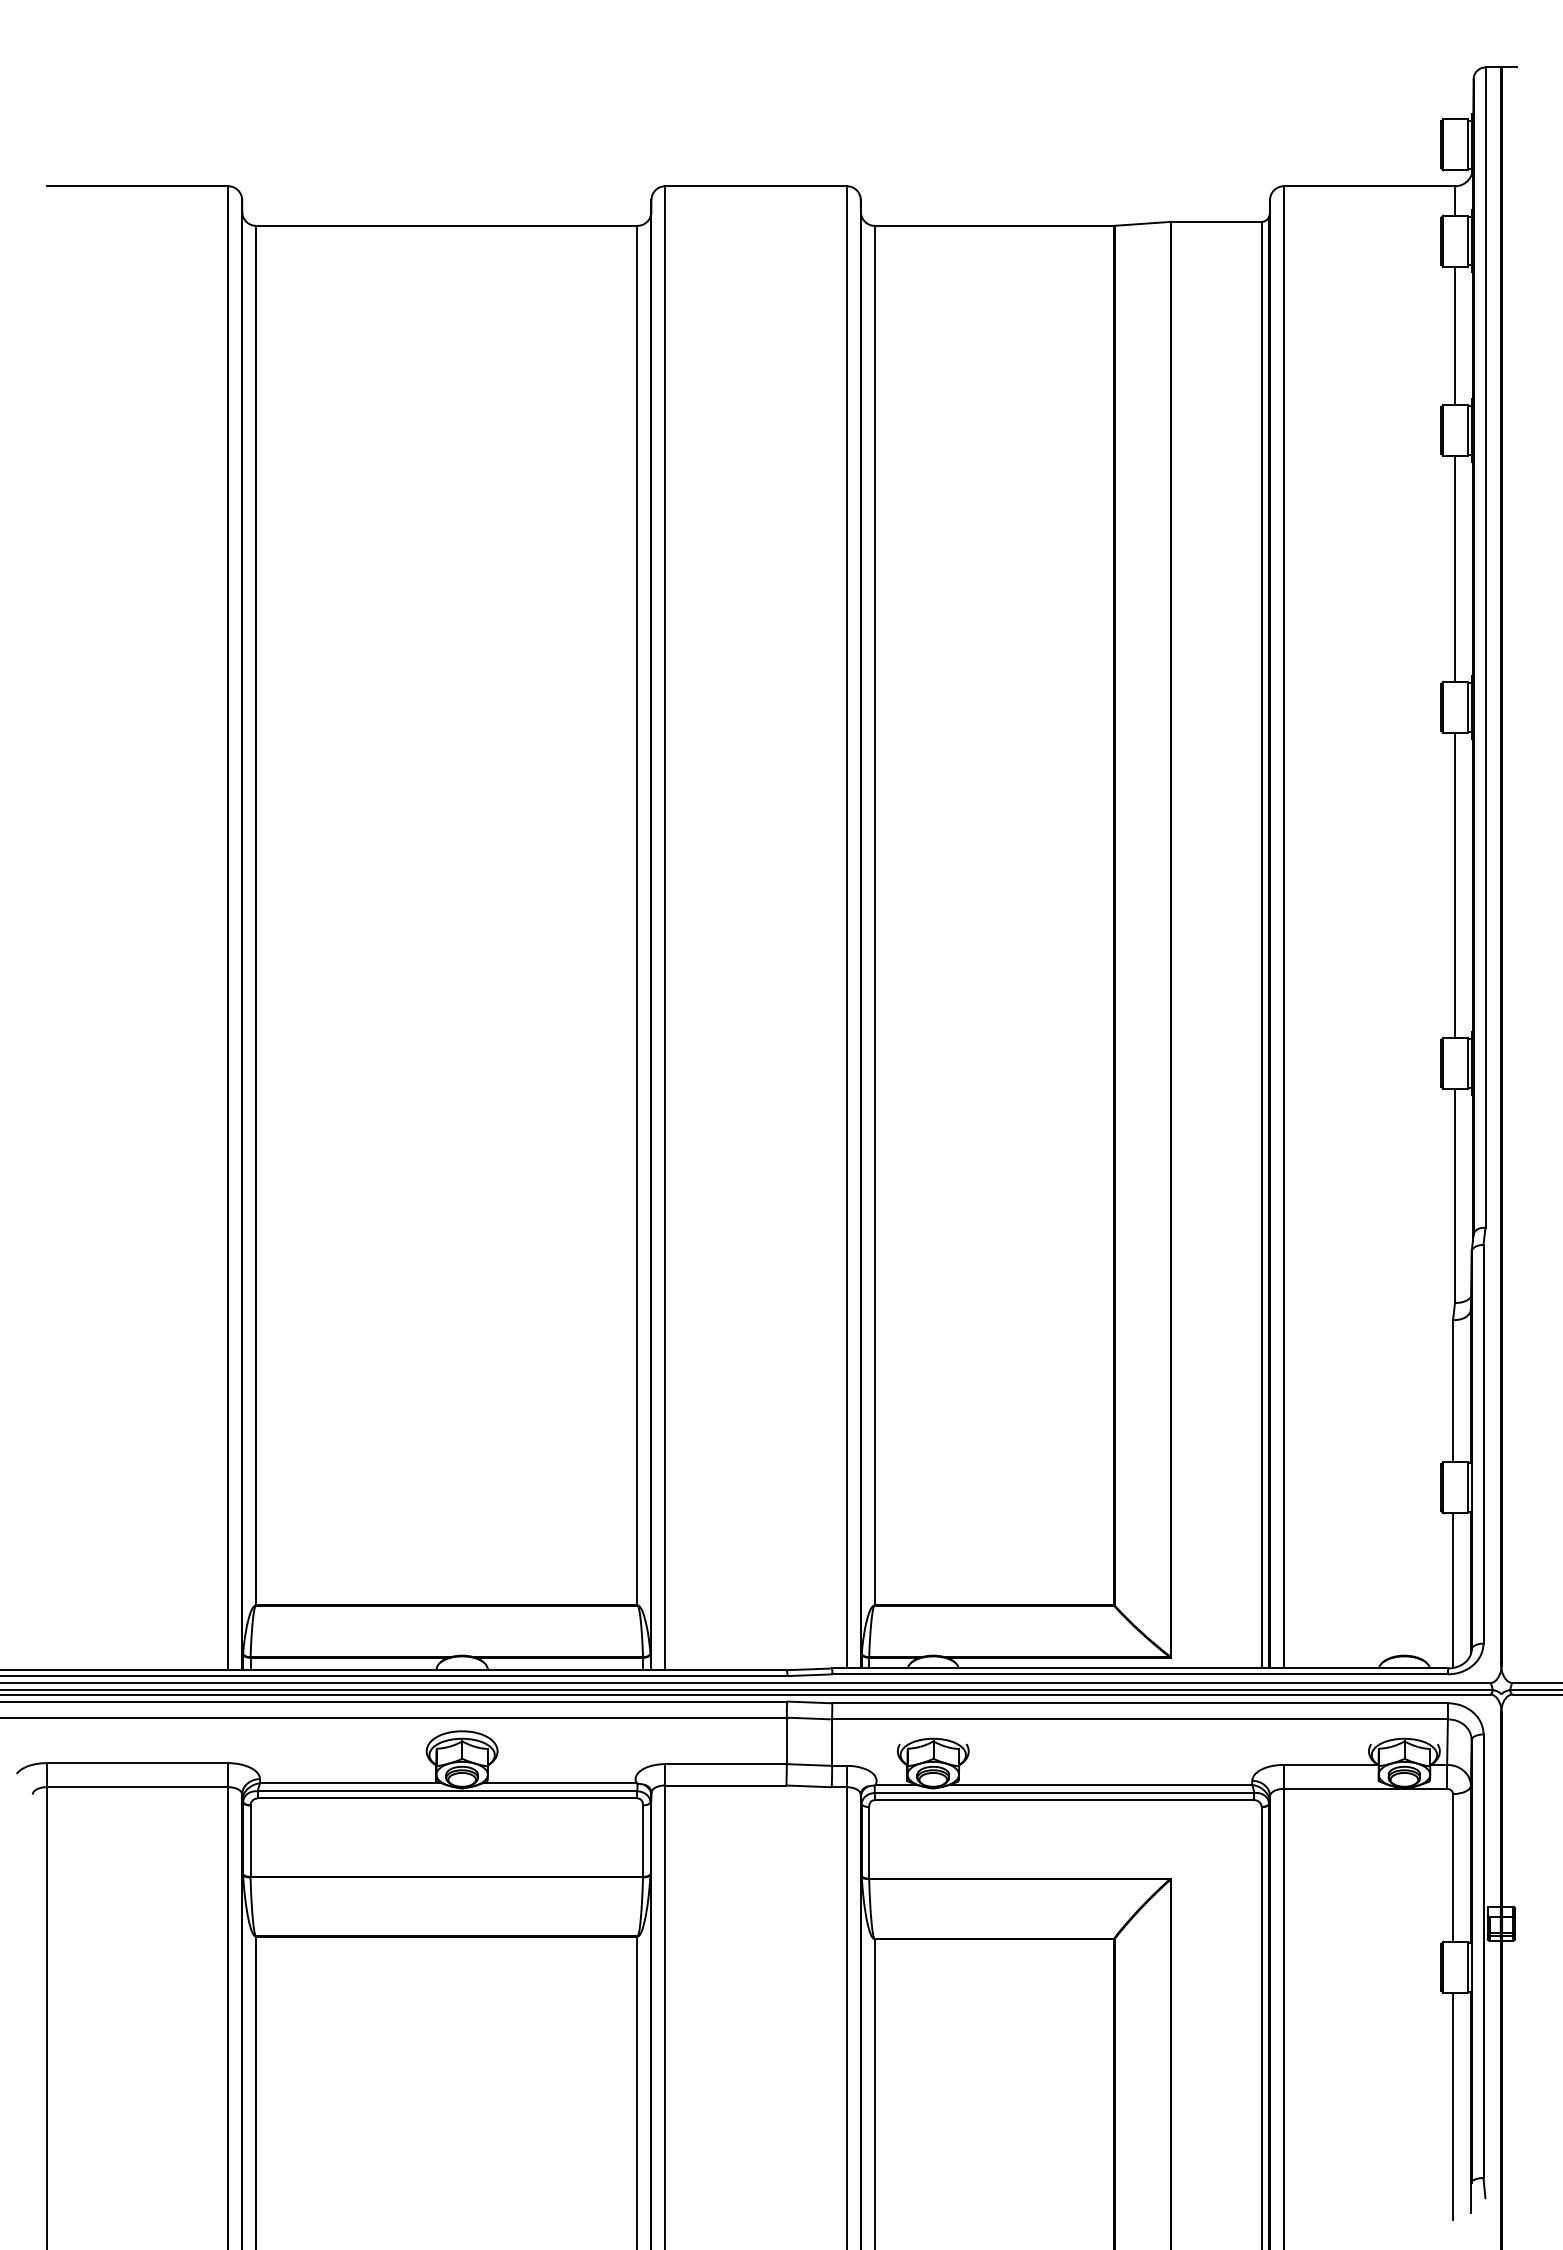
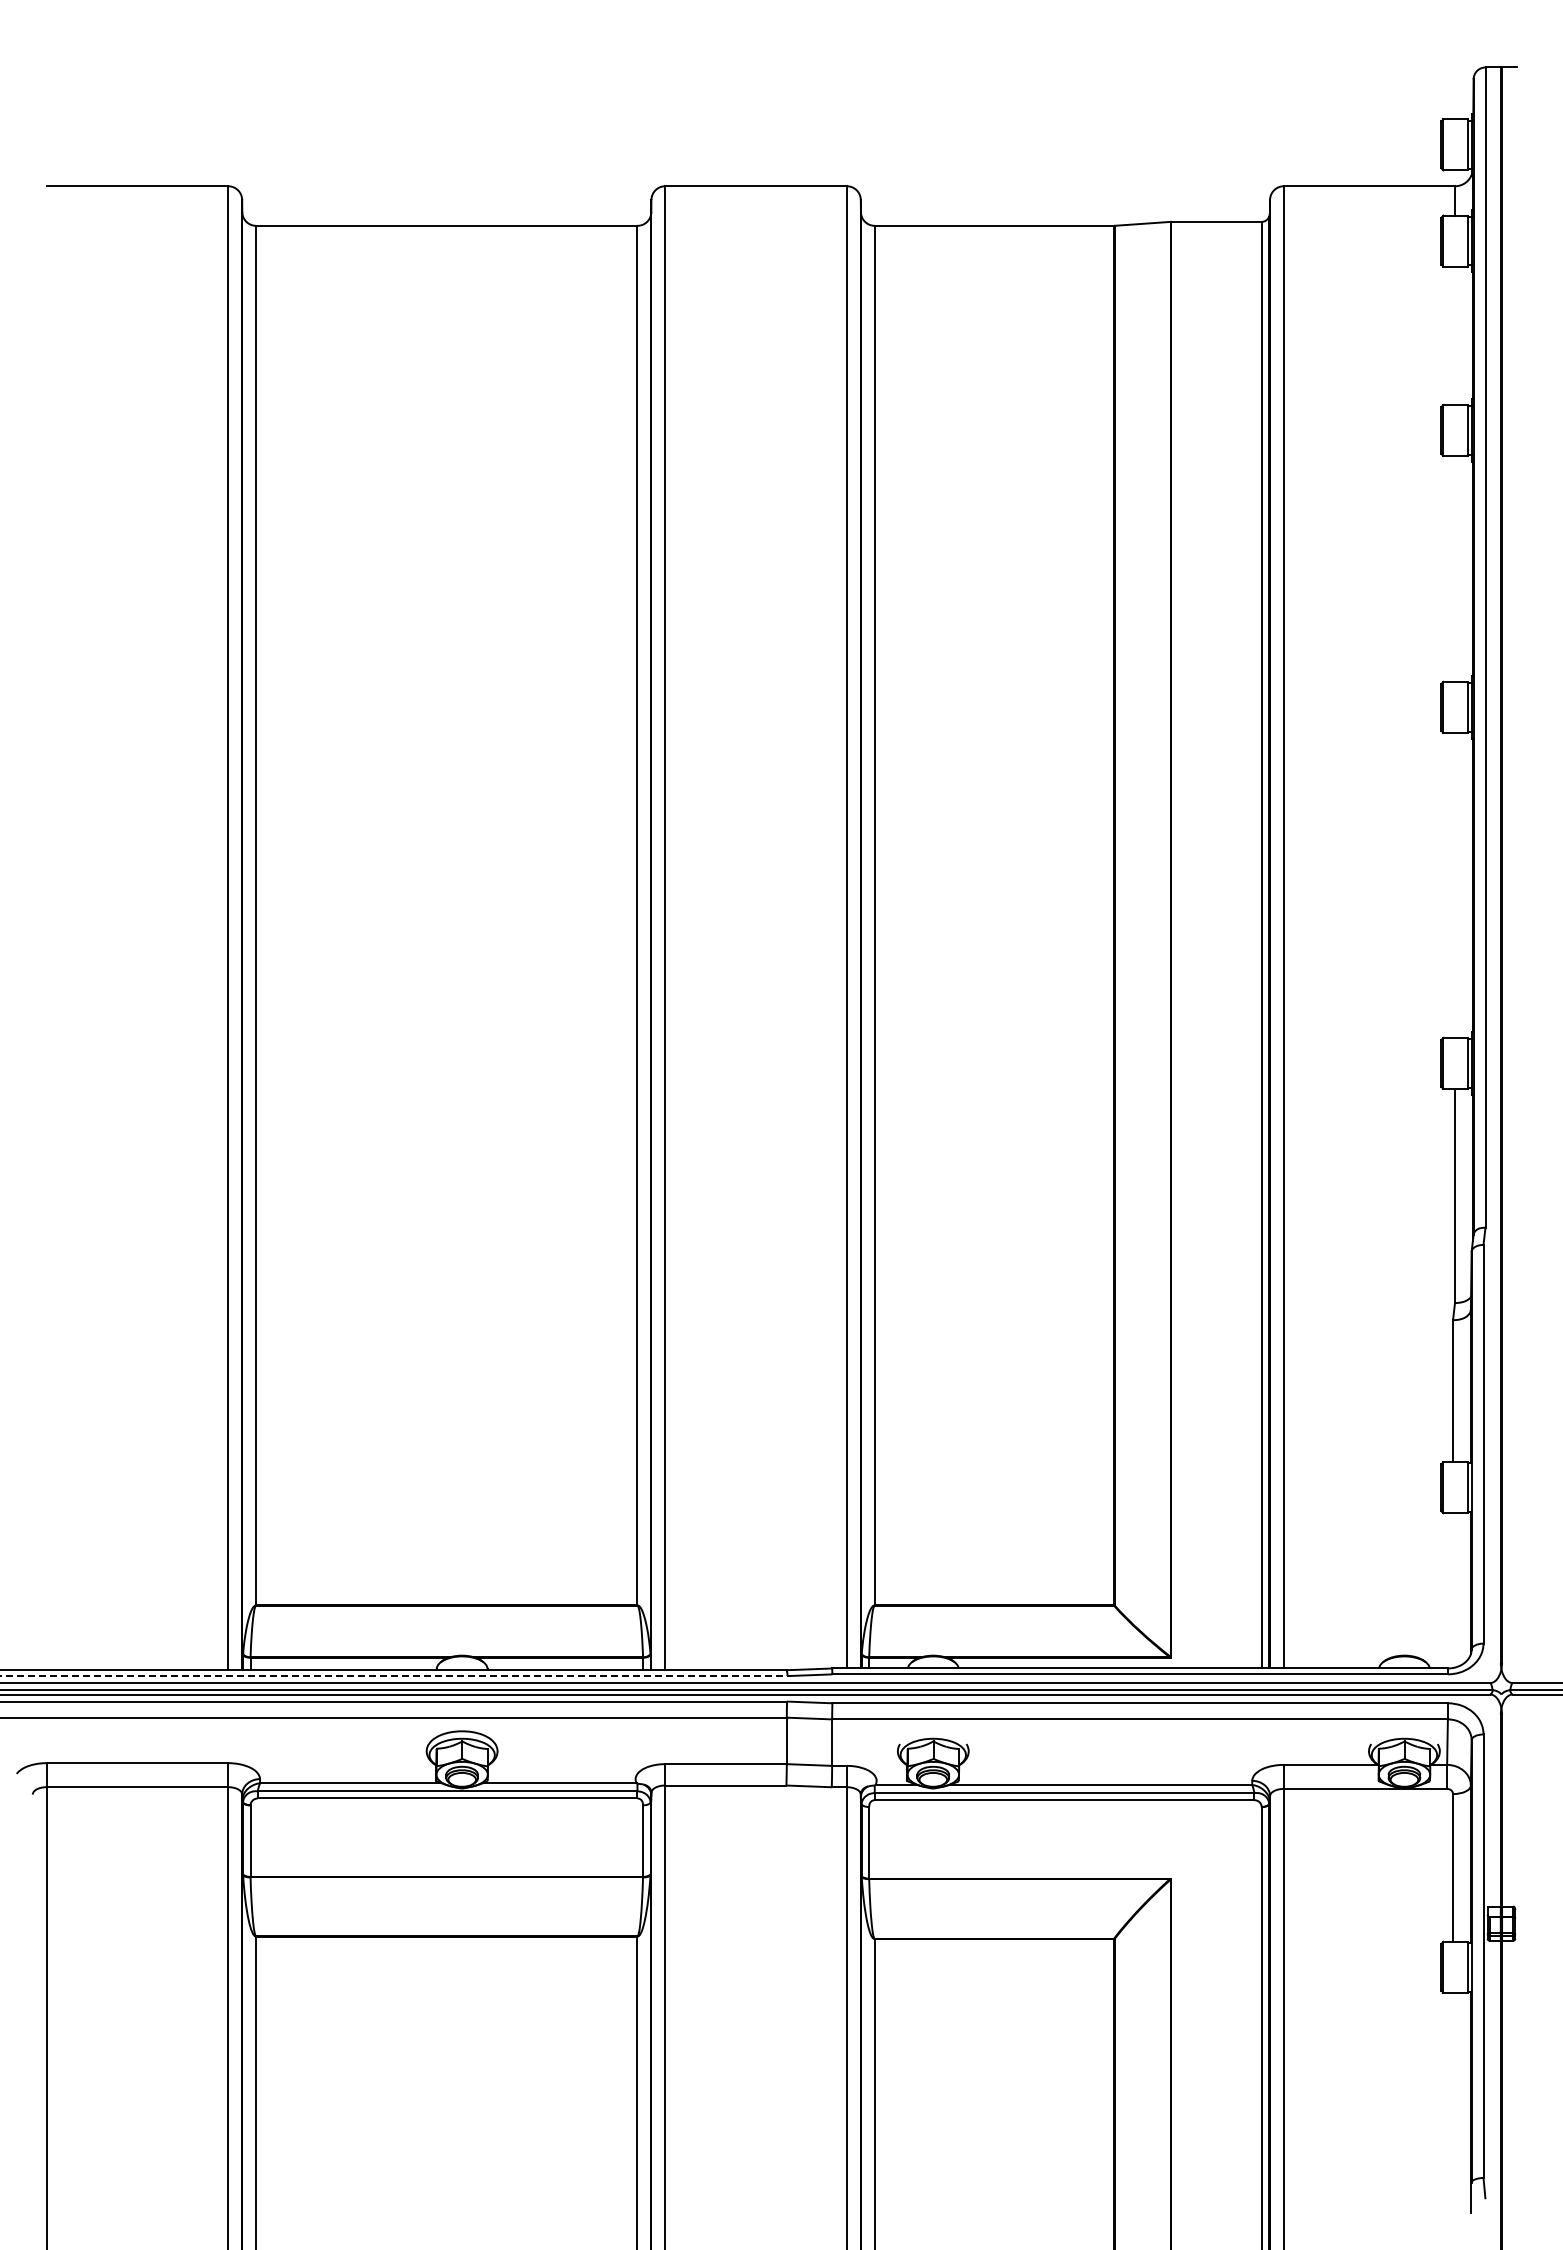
line: present -> none (1455, 335)
line: present -> none (1455, 568)
line: present -> none (1455, 884)
line: present -> none (1453, 1590)
line: solid -> dashed (394, 1676)
line: present -> none (1453, 2105)
